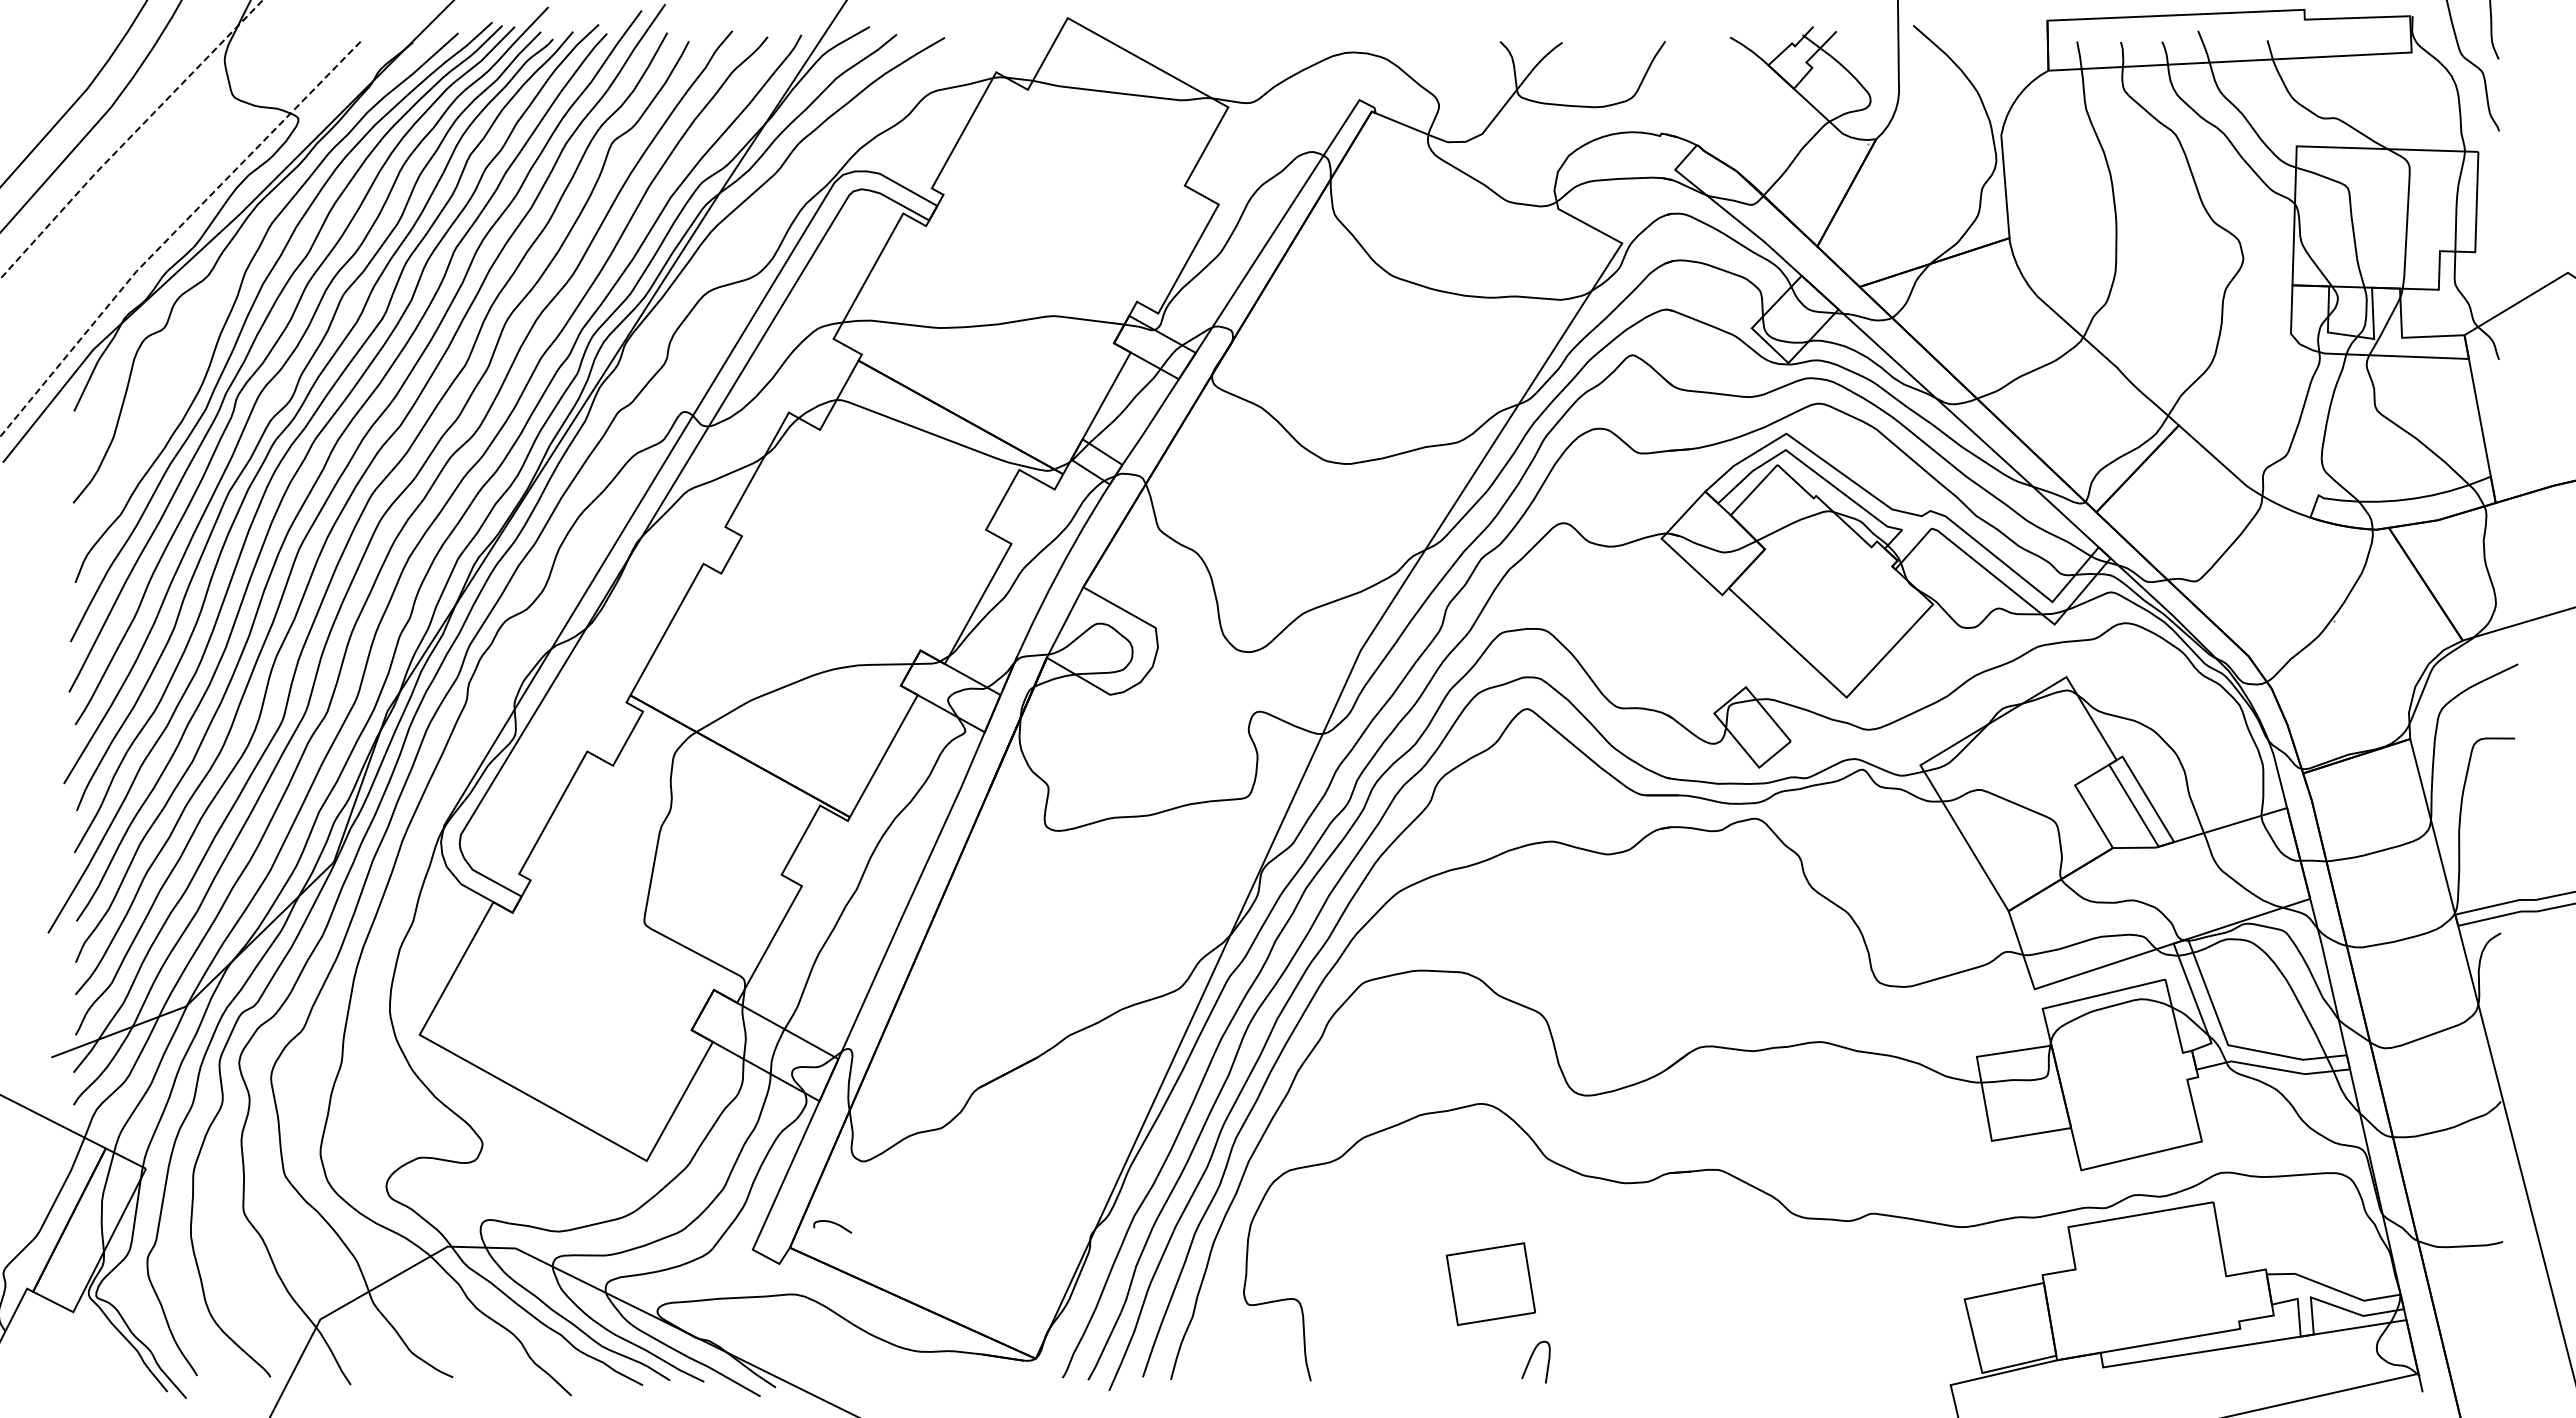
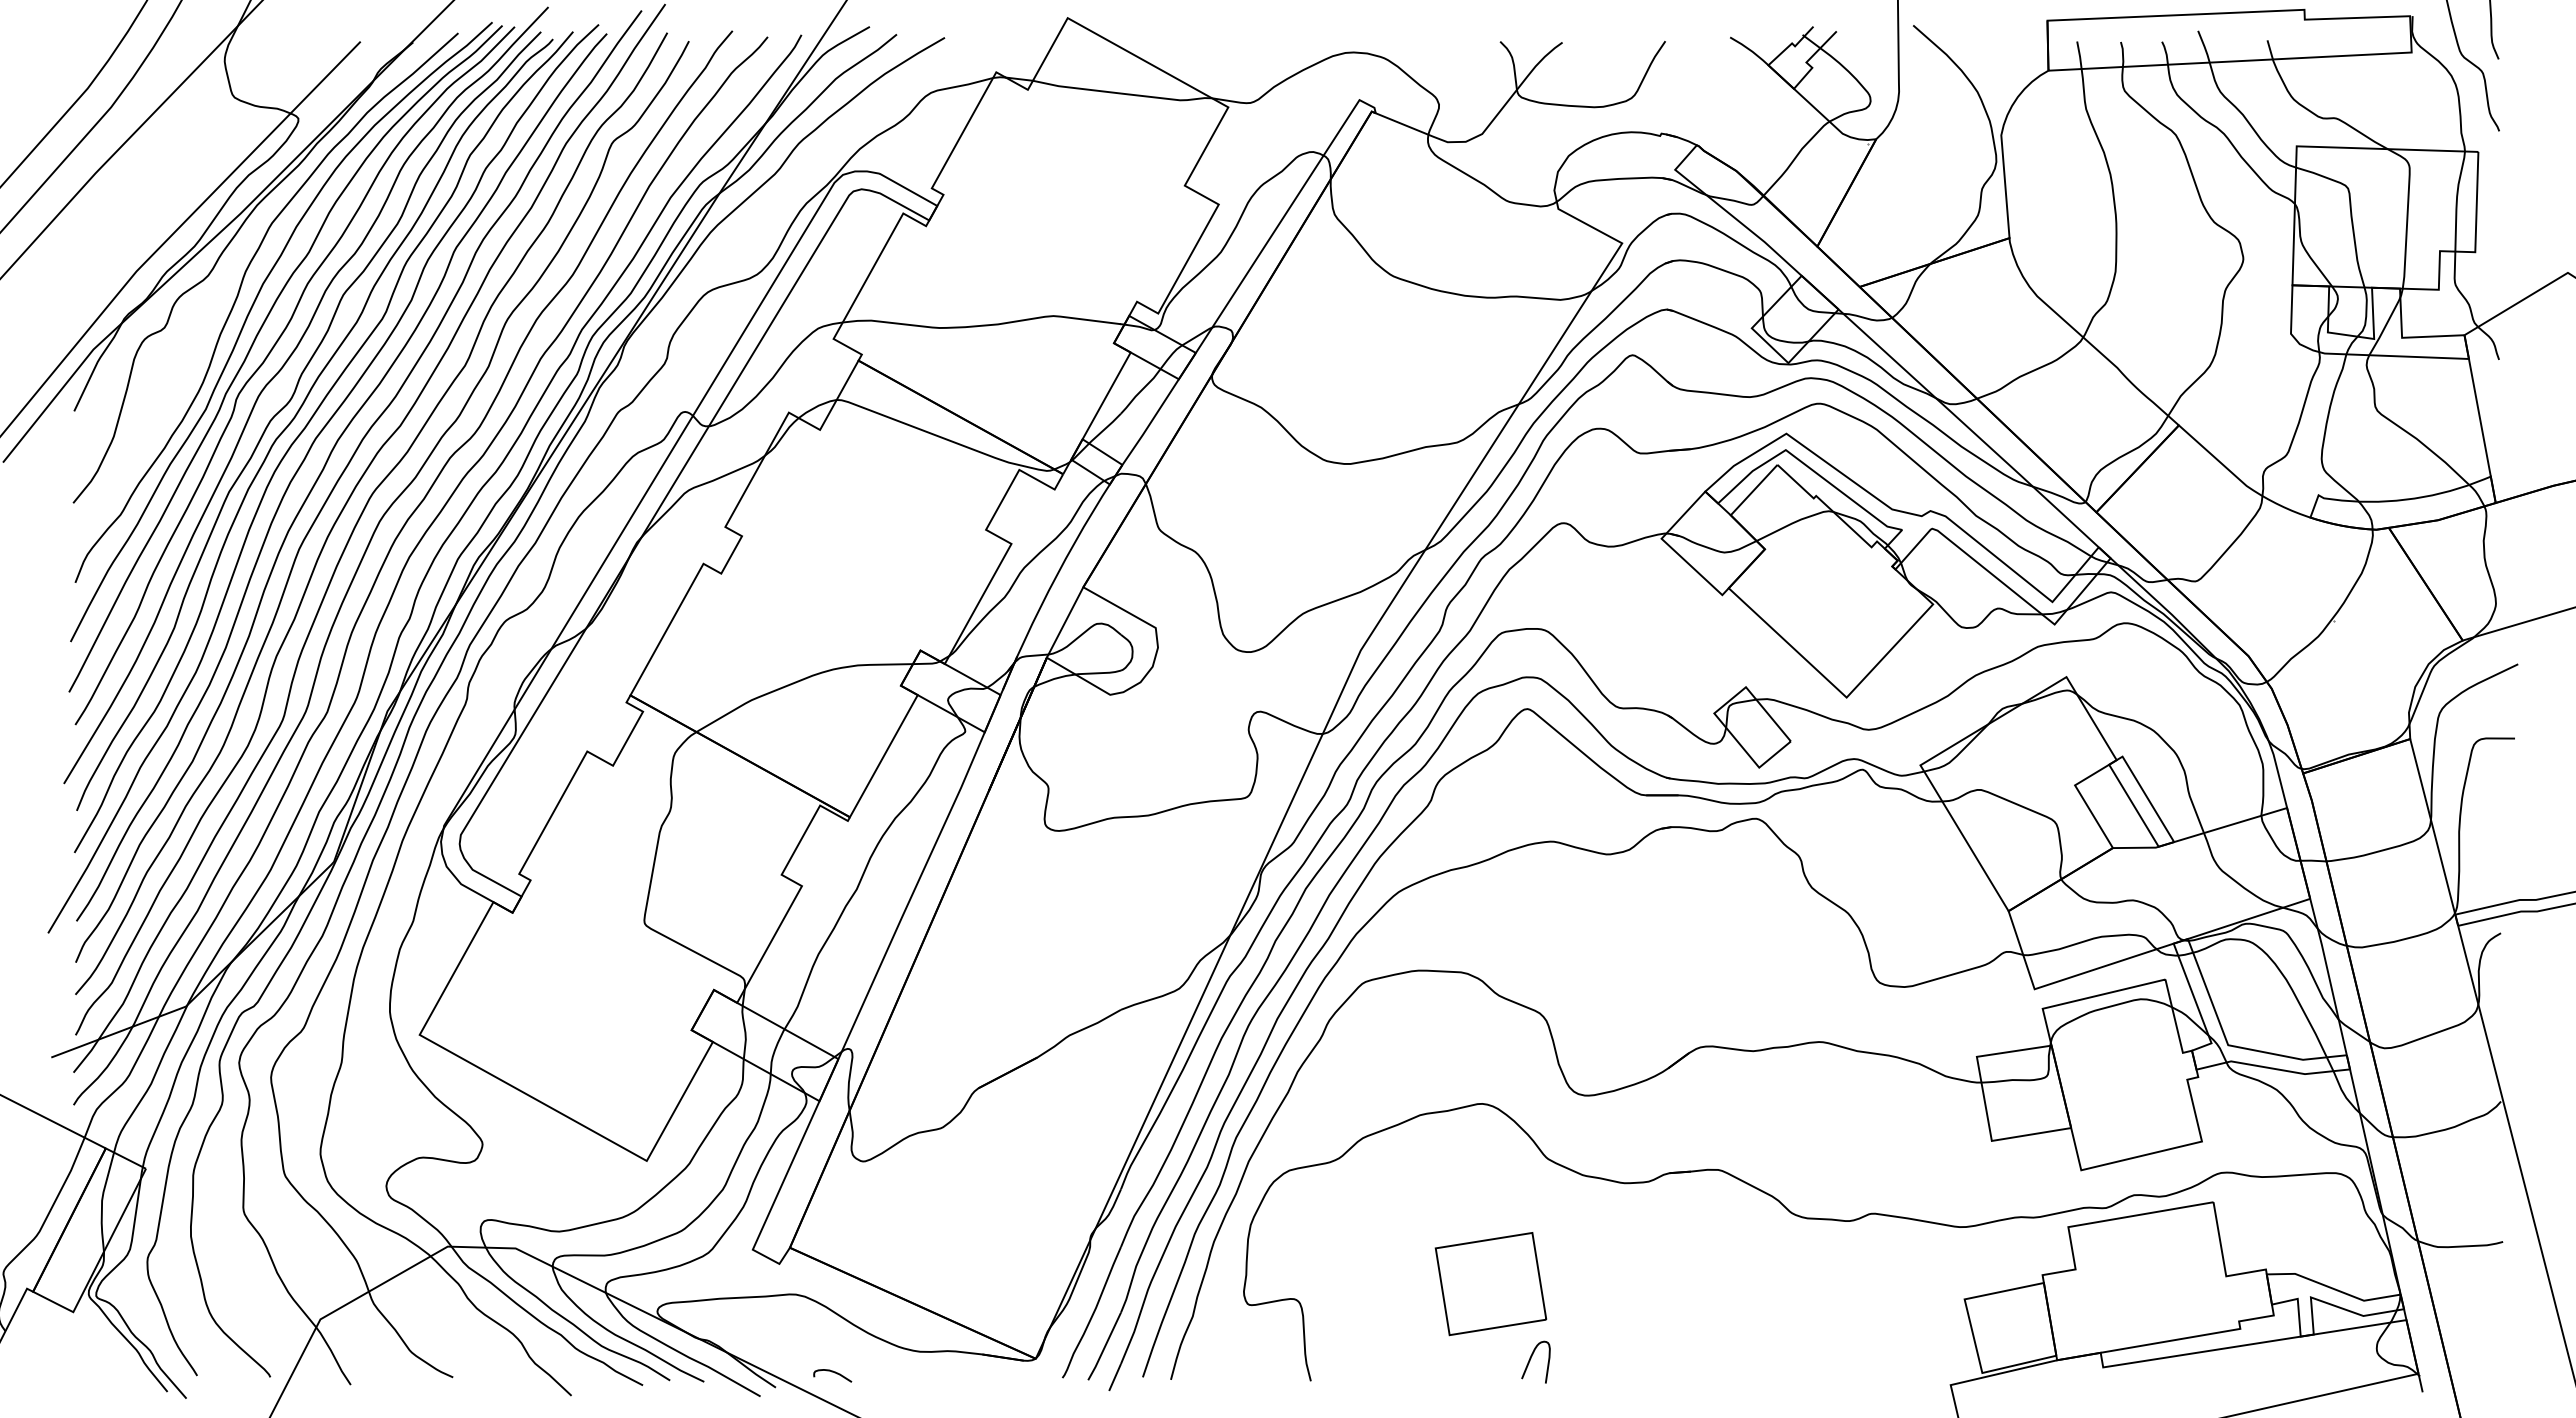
line: dashed -> solid (129, 138)
line: dashed -> solid (173, 233)
curve position: (834, 1224) -> (834, 1373) (834, 1373)
part size: 91x84 px -> 114x105 px (1490, 1284)
